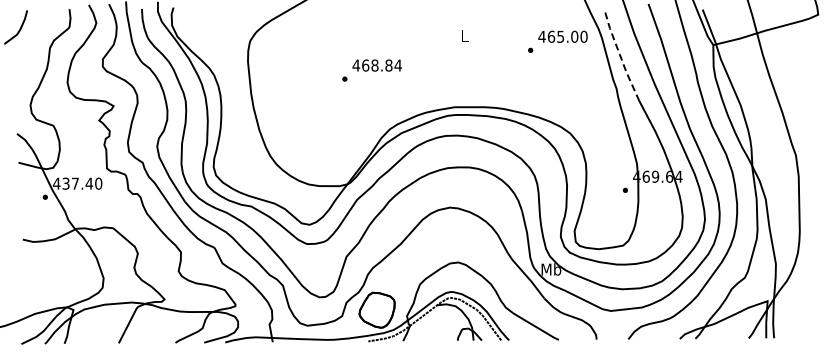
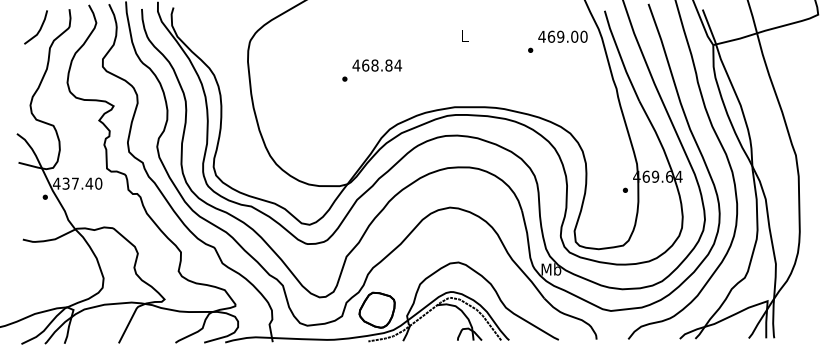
line position: (19, 28) -> (39, 28) (39, 28)
text: 465.00 -> 469.00 (560, 36)
line: dashed -> solid (620, 56)
